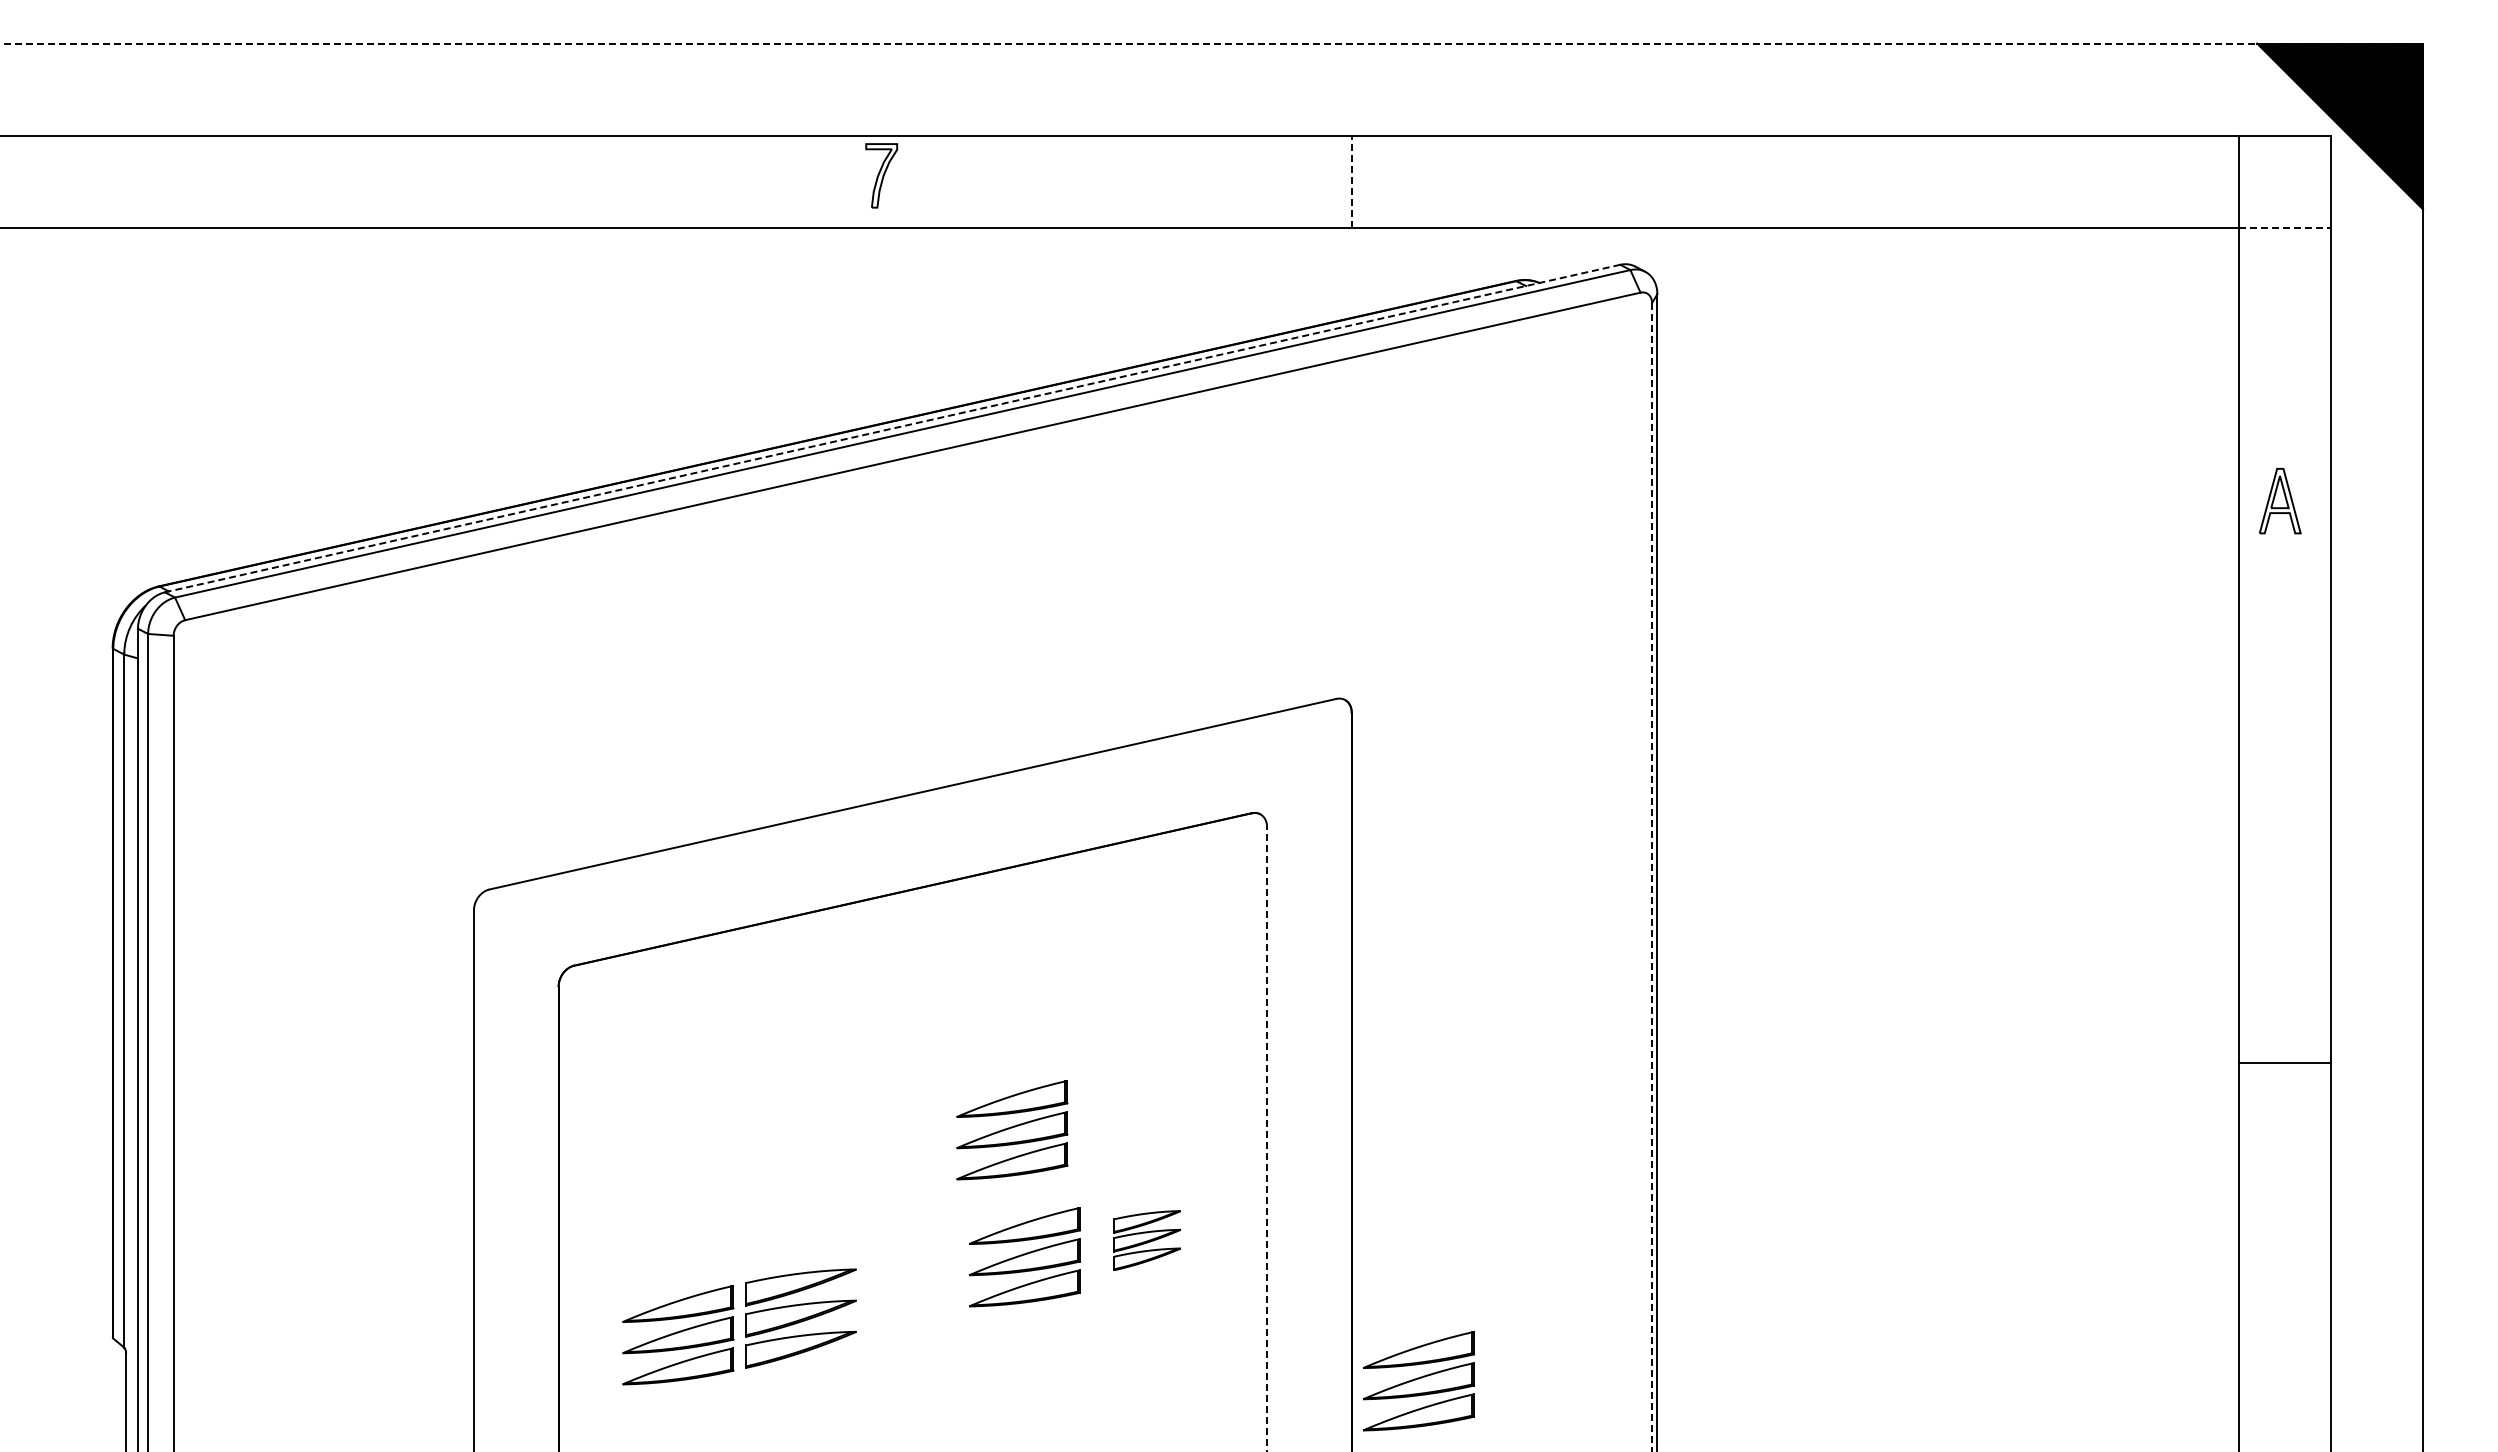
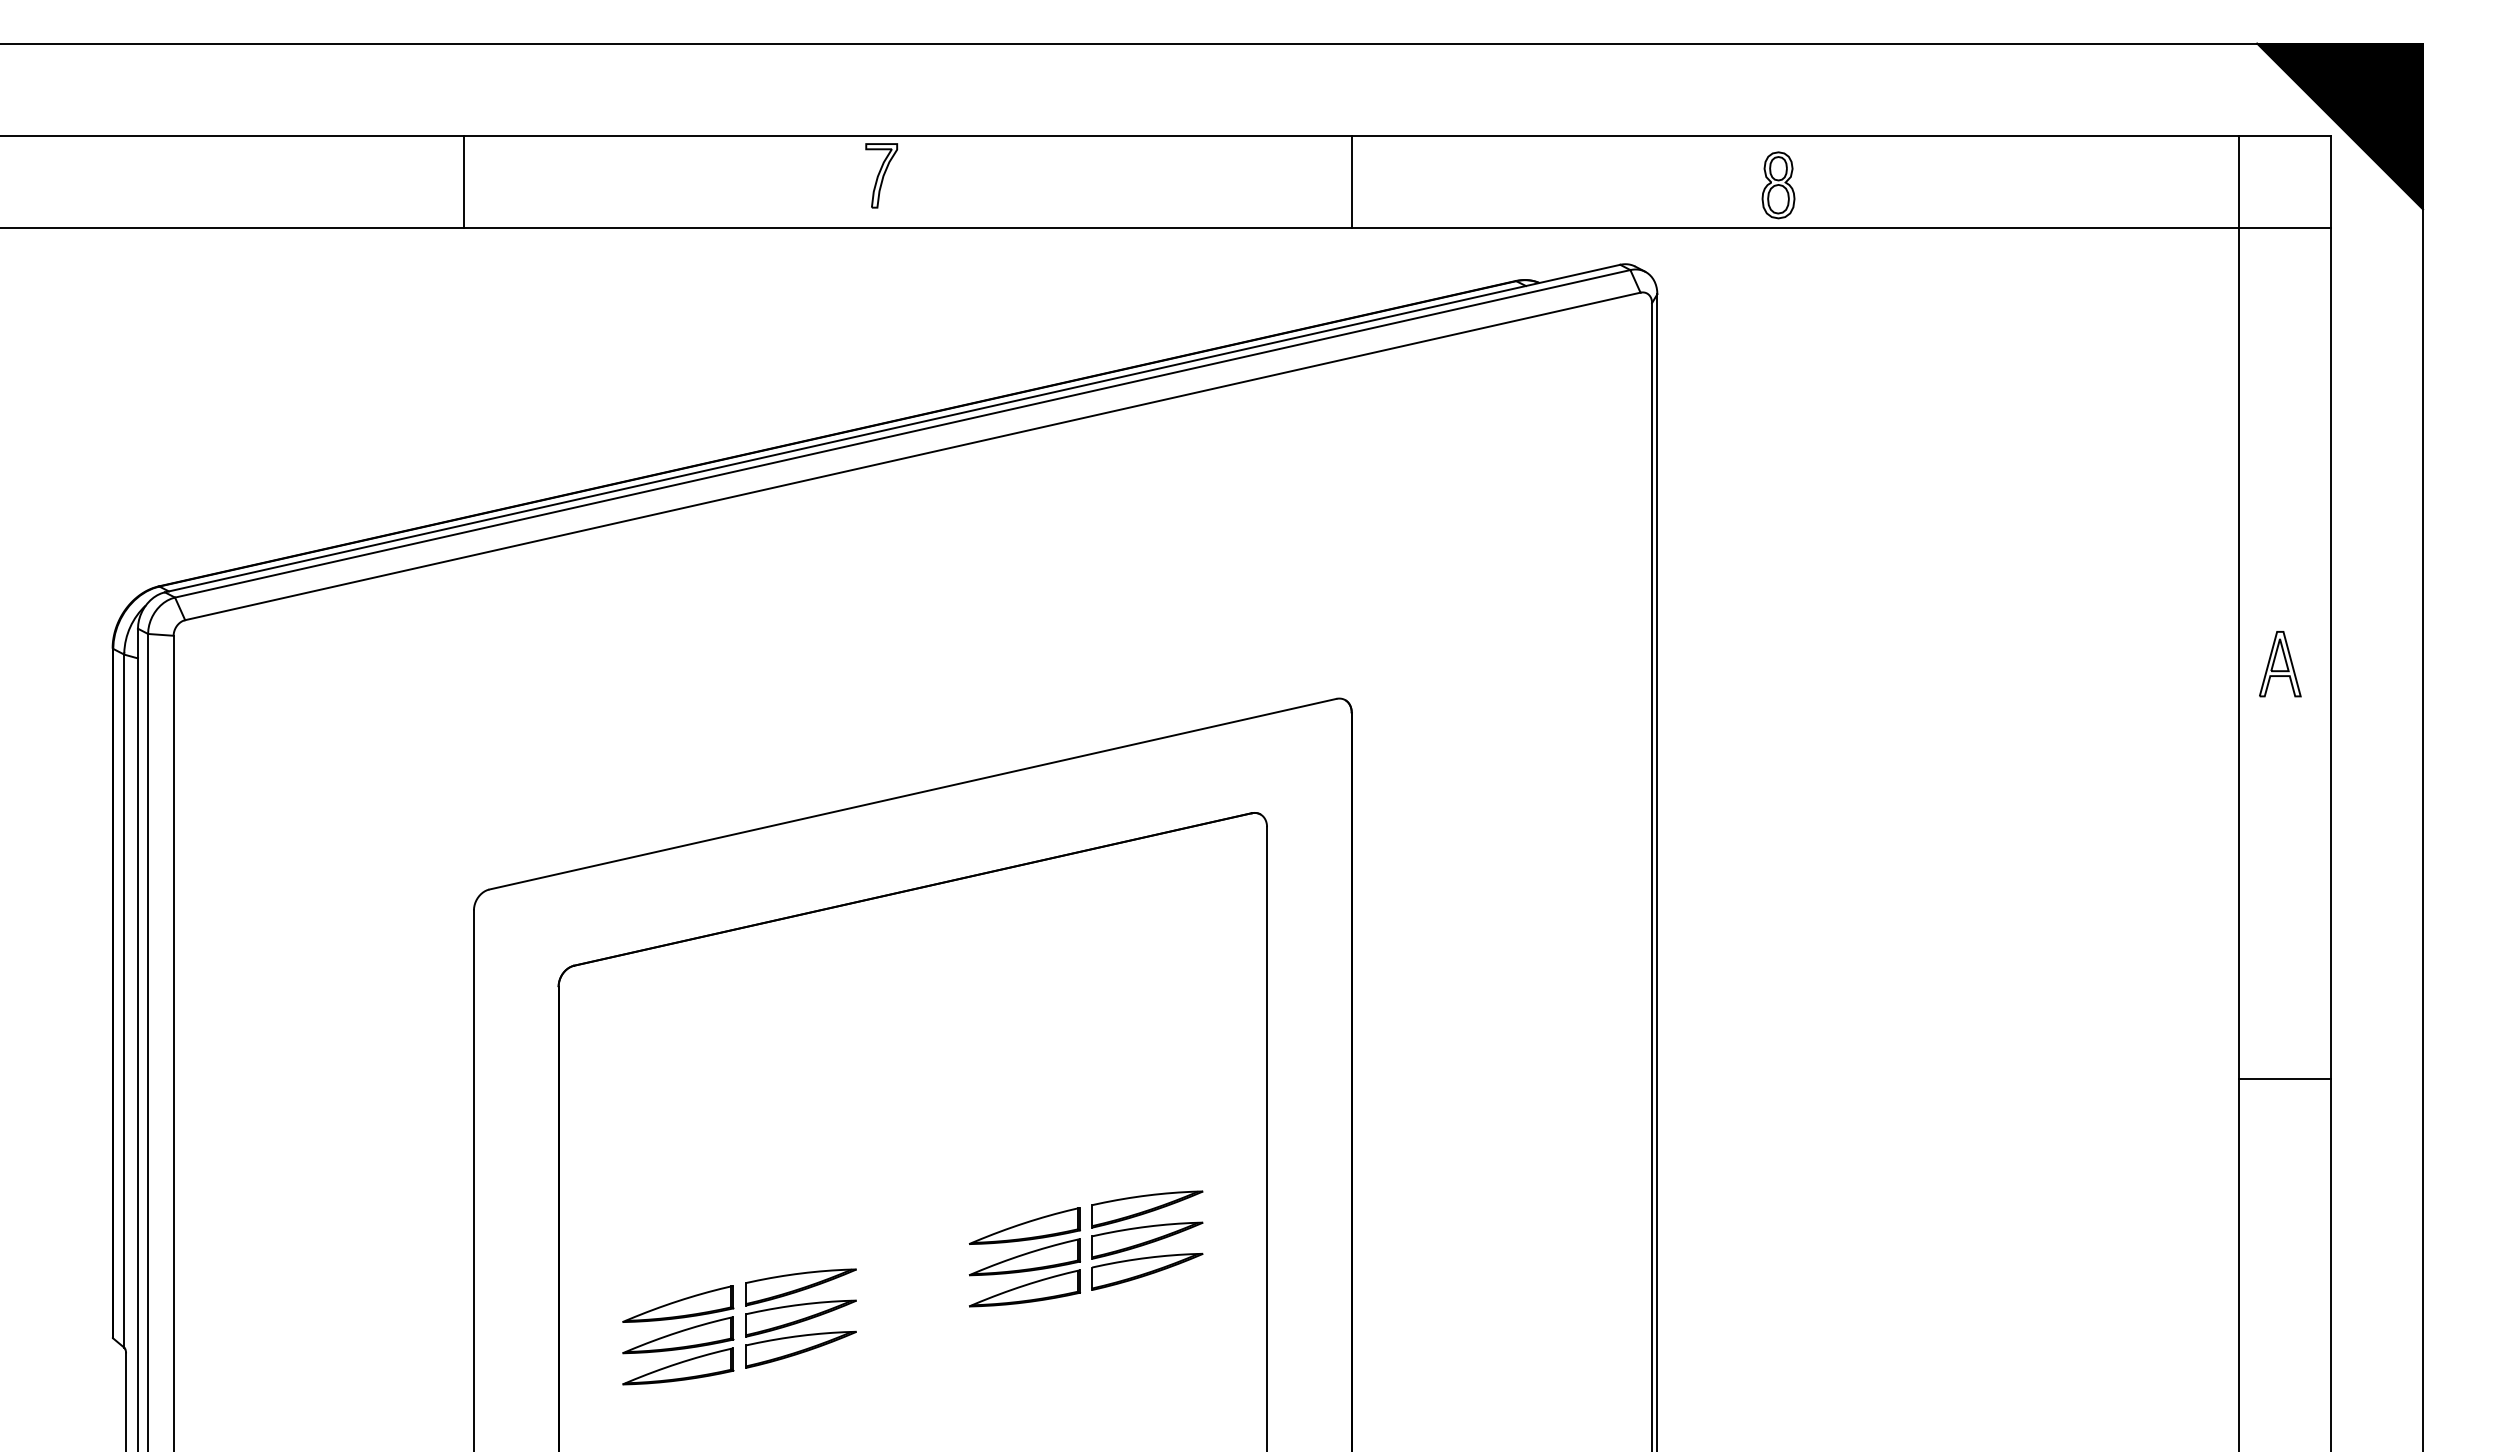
line: dashed -> solid (1212, 43)
line: none -> present (464, 181)
line: dashed -> solid (1351, 181)
part: none -> present (1778, 185)
line: dashed -> solid (2285, 227)
line: dashed -> solid (892, 428)
part position: (2280, 501) -> (2280, 664) (2280, 664)
line: dashed -> solid (1652, 877)
line position: (2284, 1062) -> (2284, 1078) (2284, 1078)
part: present -> none (1012, 1130)
line: dashed -> solid (1267, 1138)
part size: 68x61 px -> 113x101 px (1147, 1240)
part: present -> none (1418, 1381)
